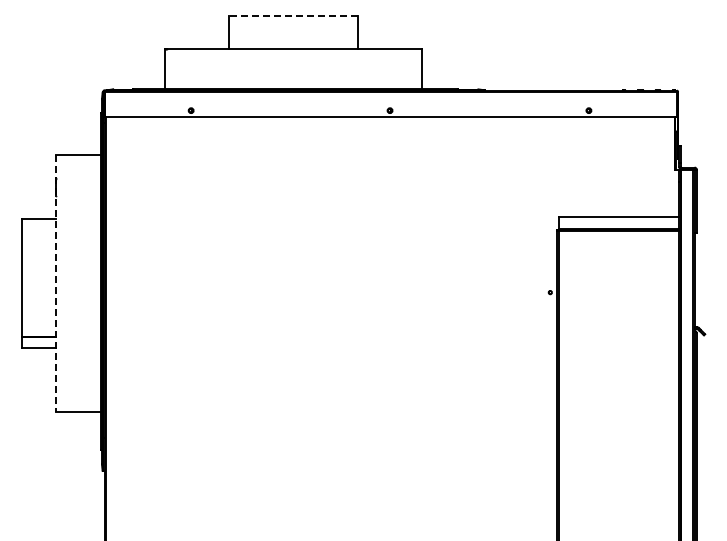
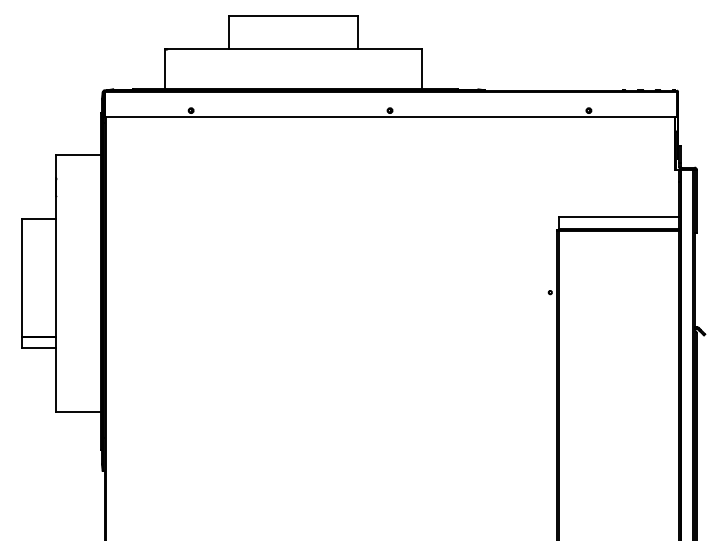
line: dashed -> solid (293, 16)
line: dashed -> solid (55, 283)
